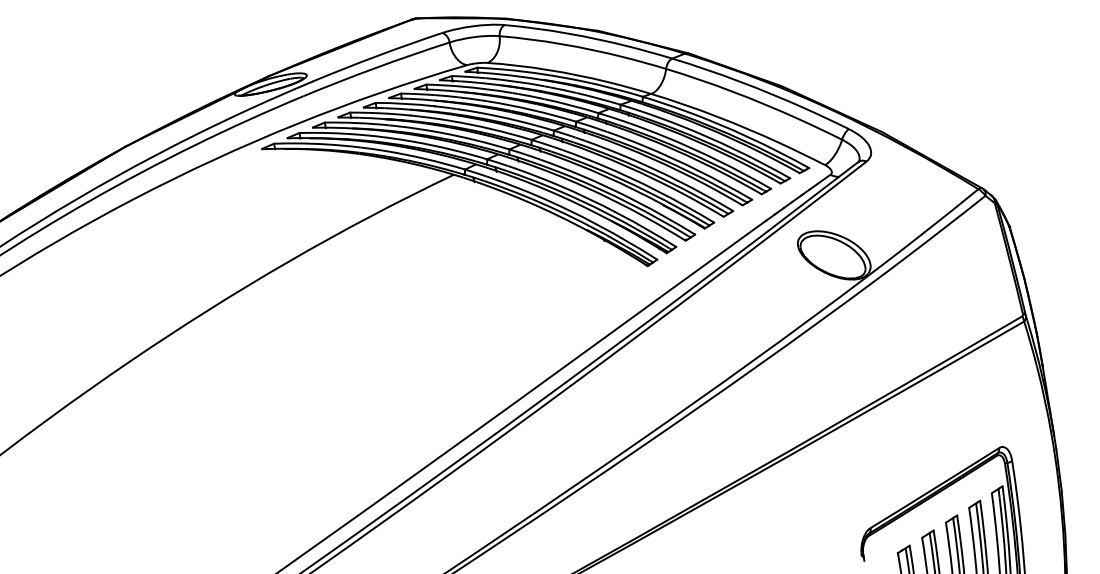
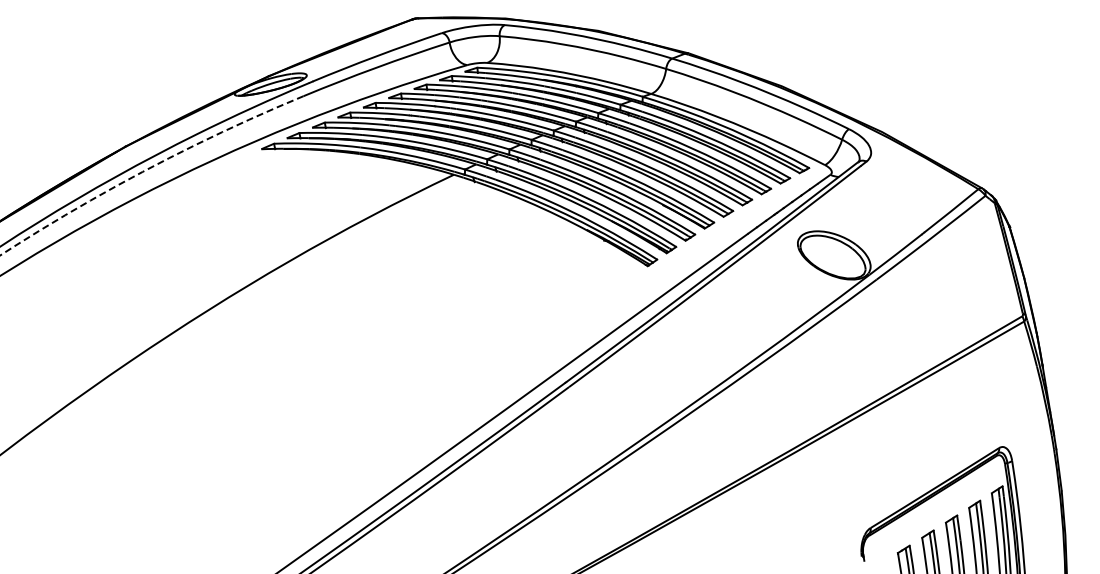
arc: solid -> dashed (147, 169)
